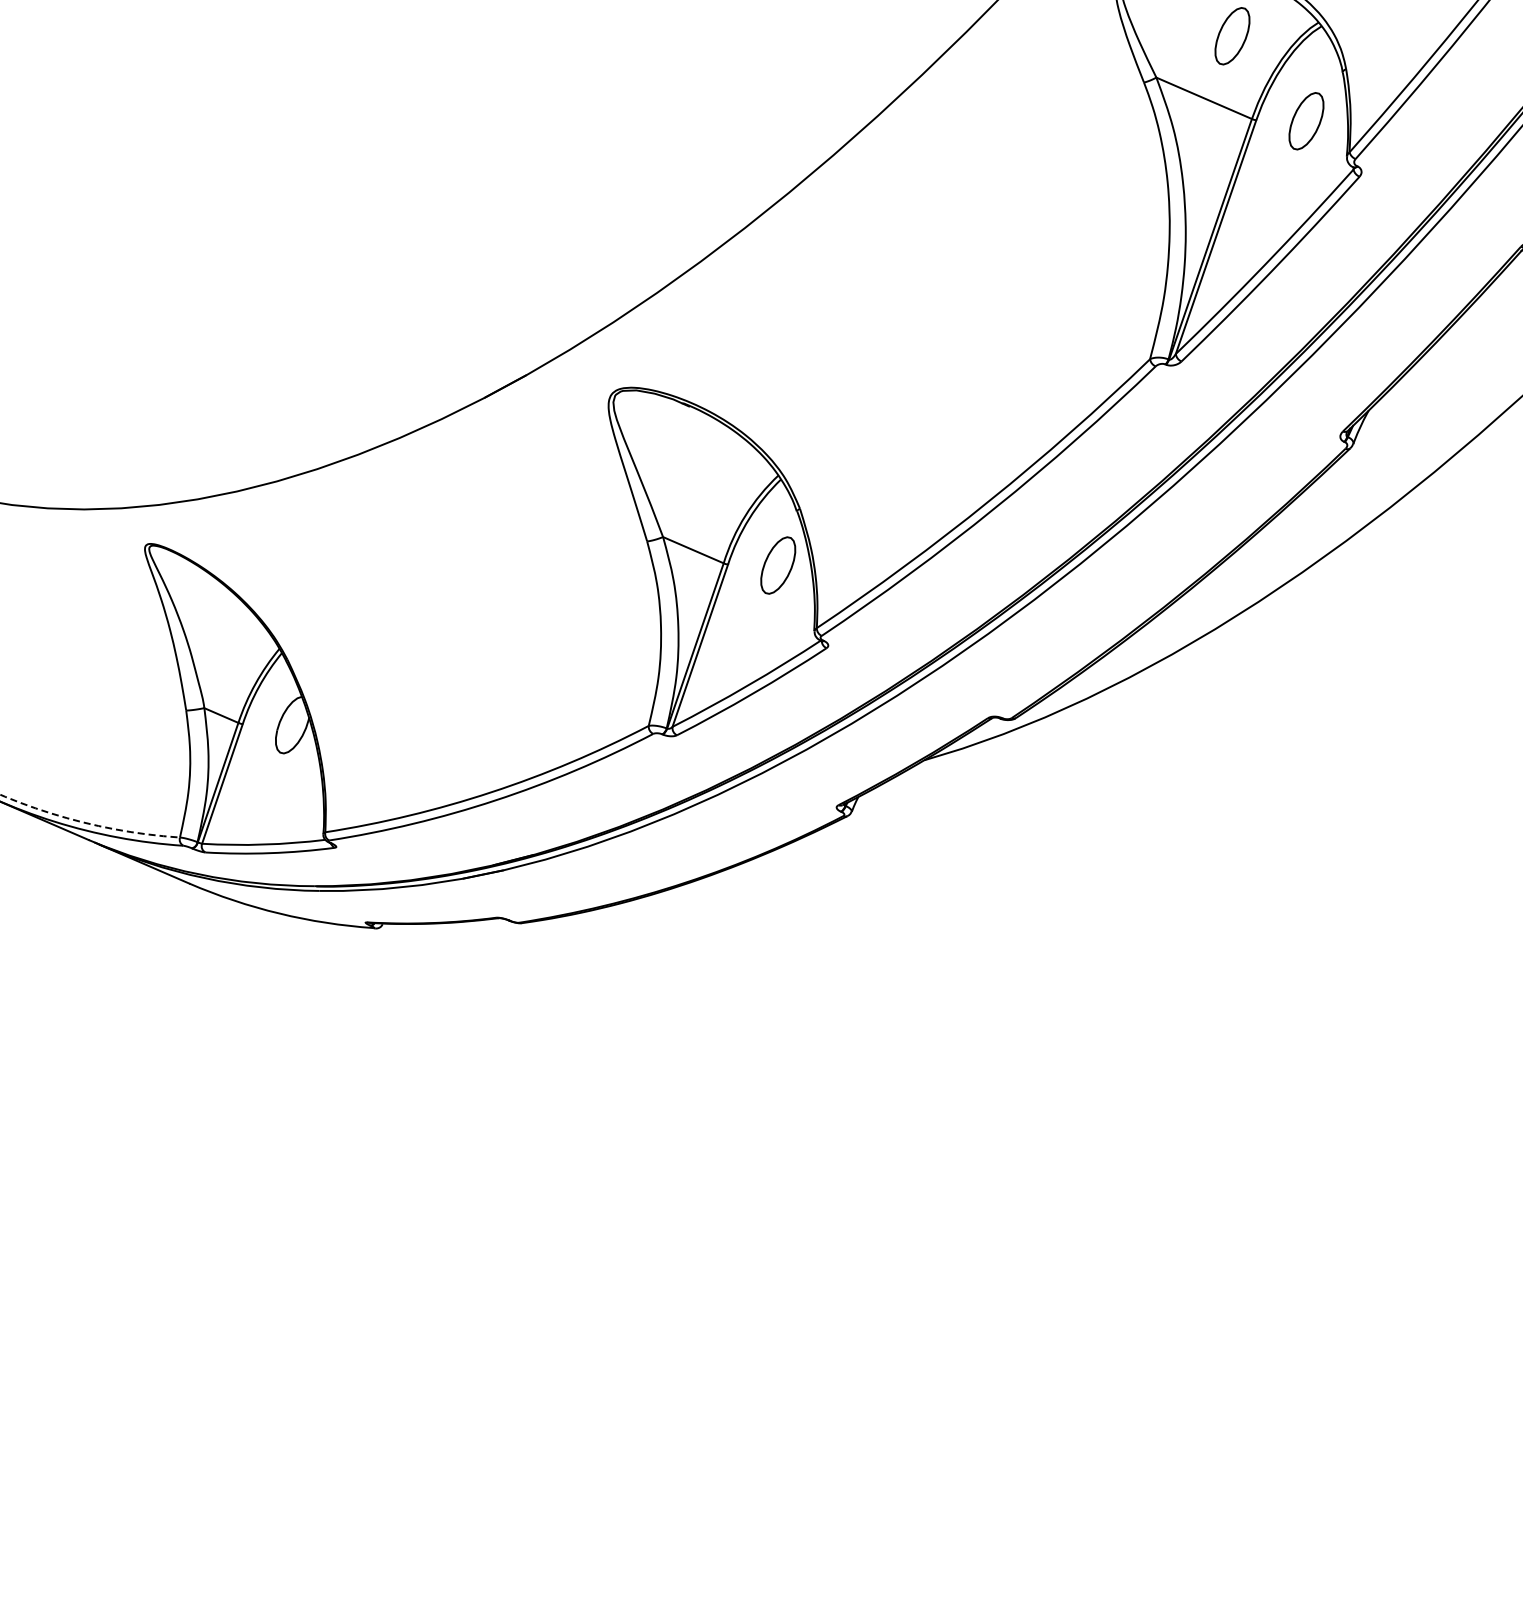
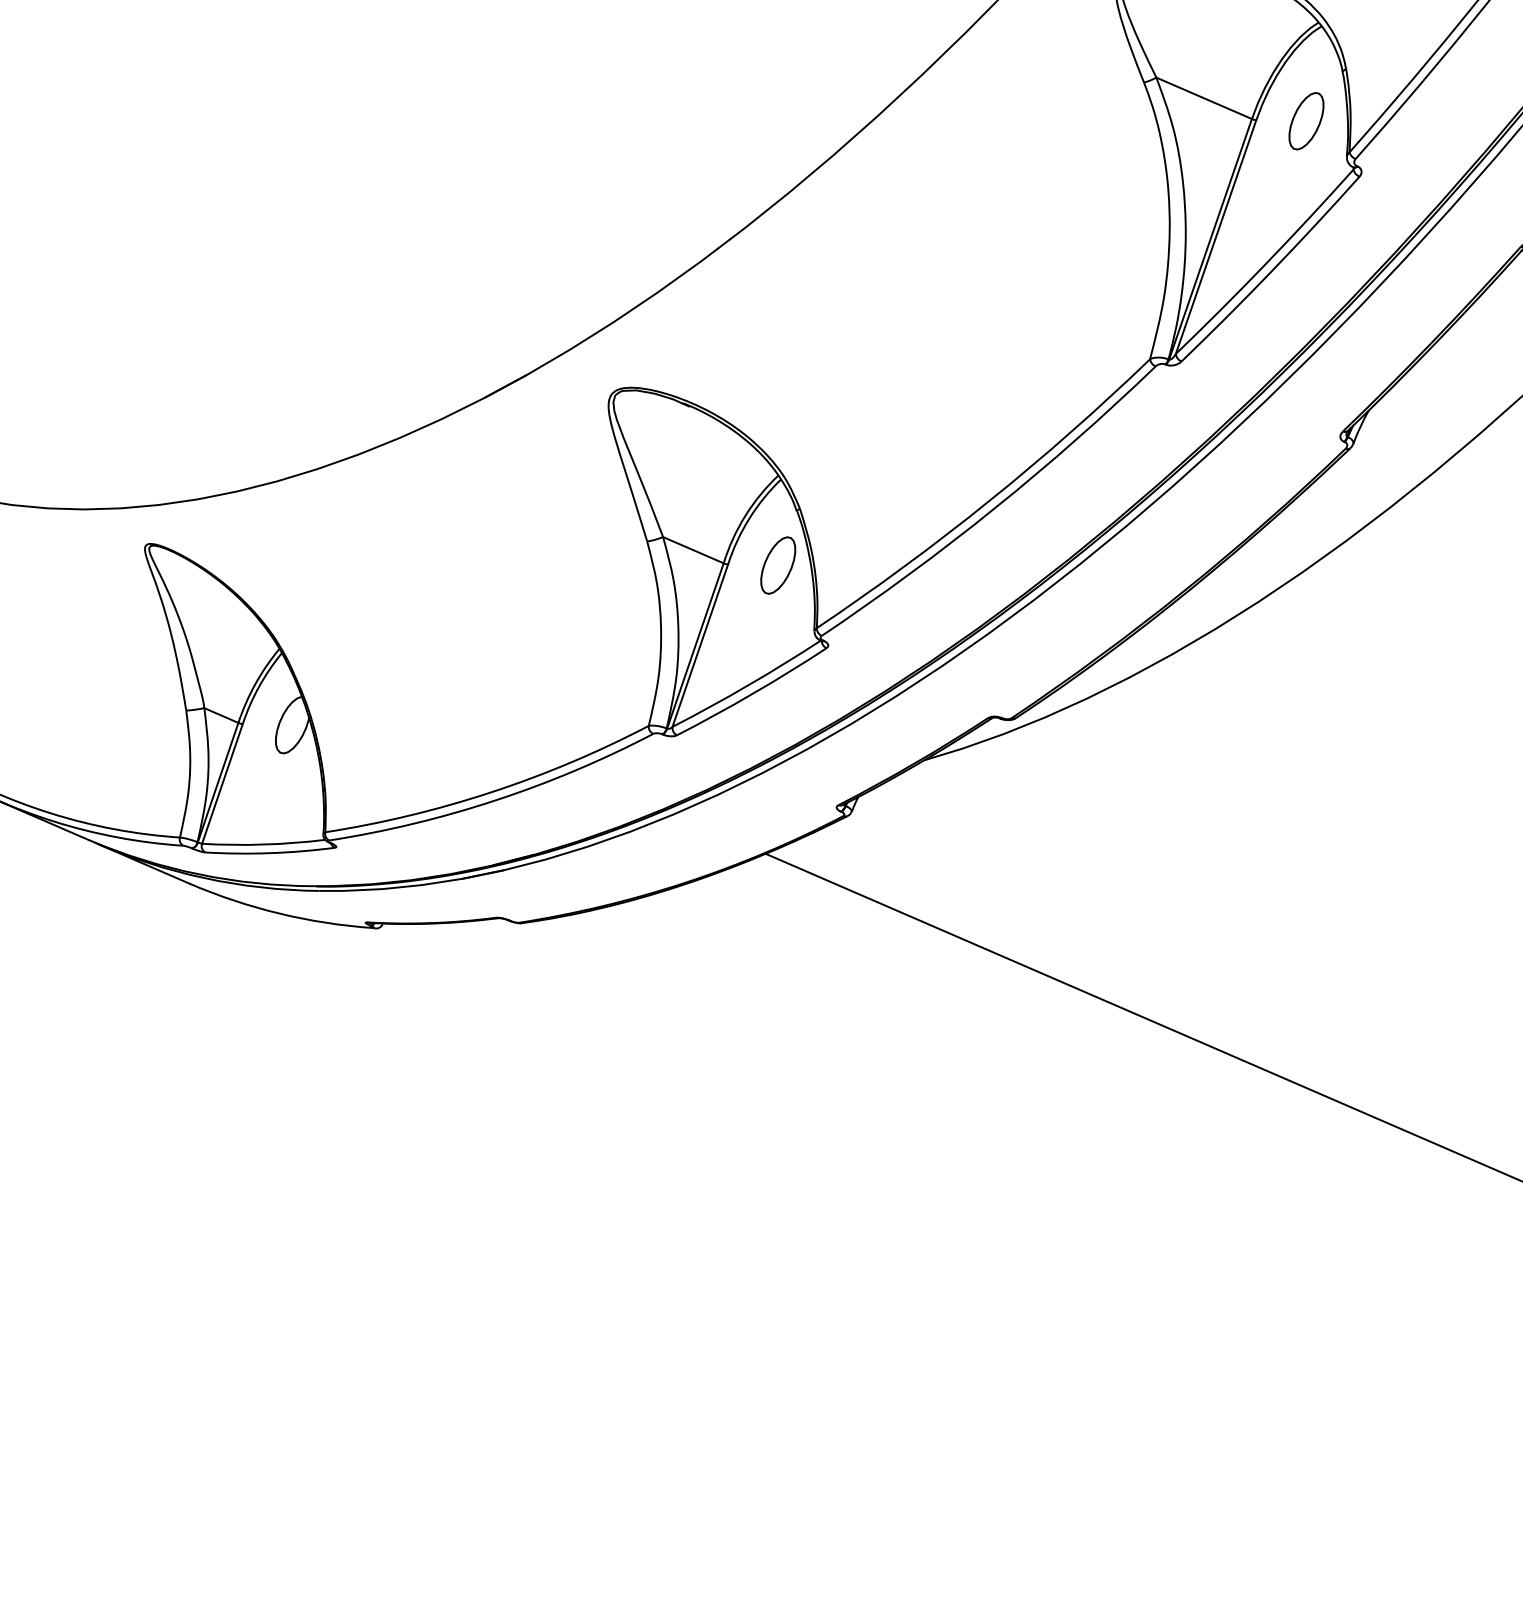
part: present -> none (1232, 36)
arc: dashed -> solid (87, 823)
line: none -> present (1142, 1016)
